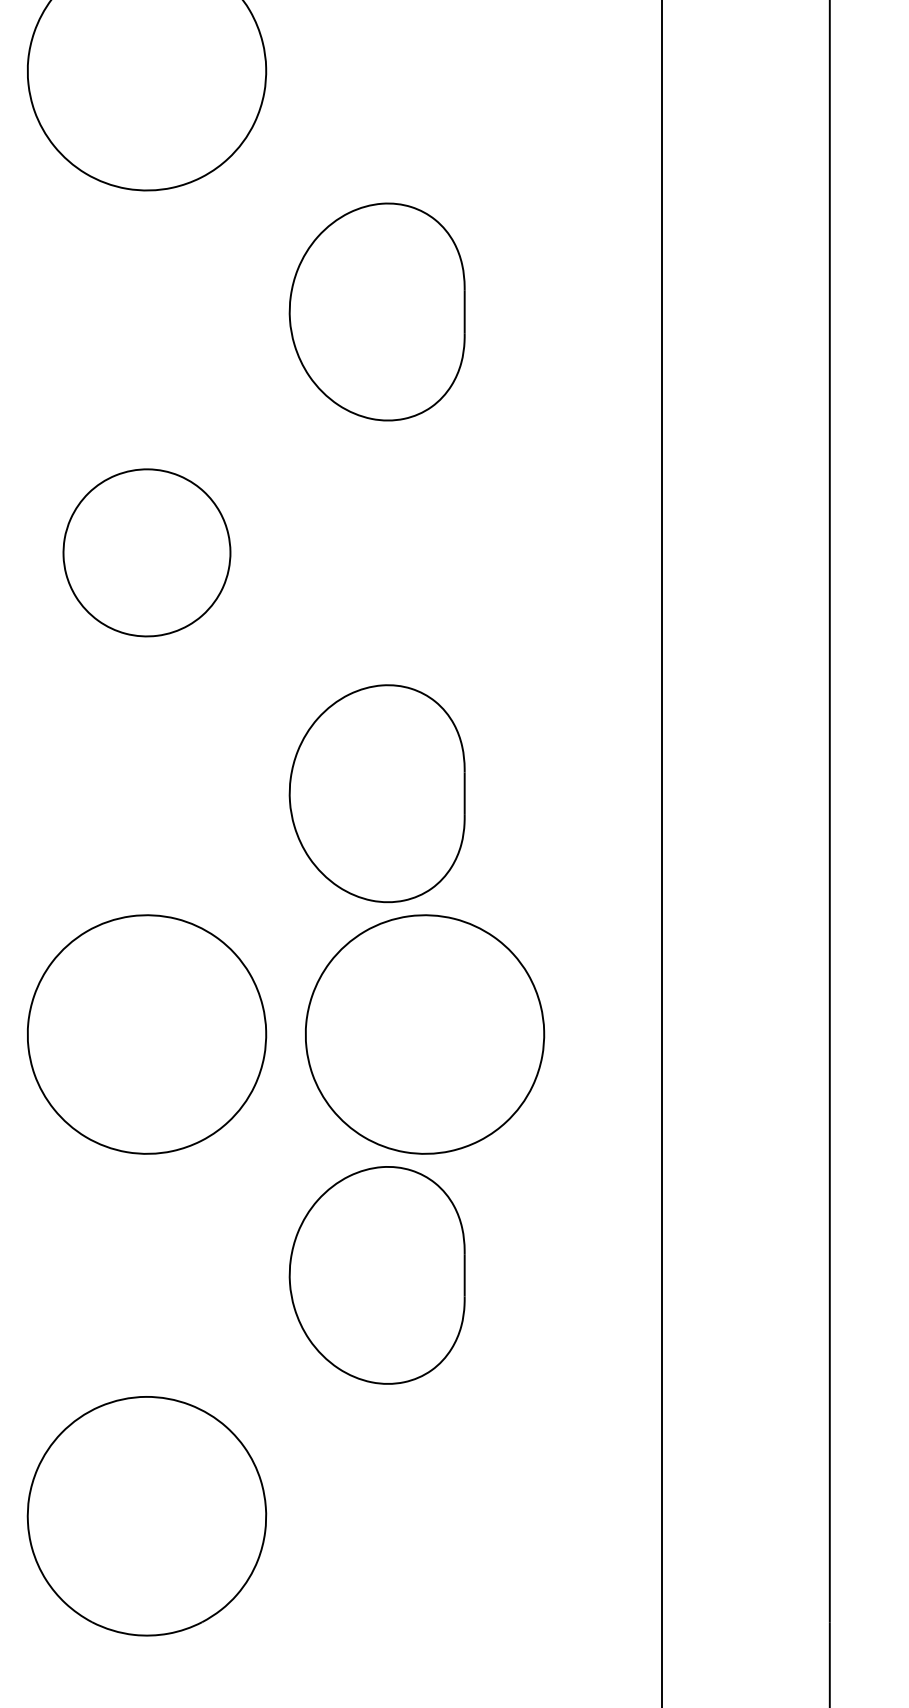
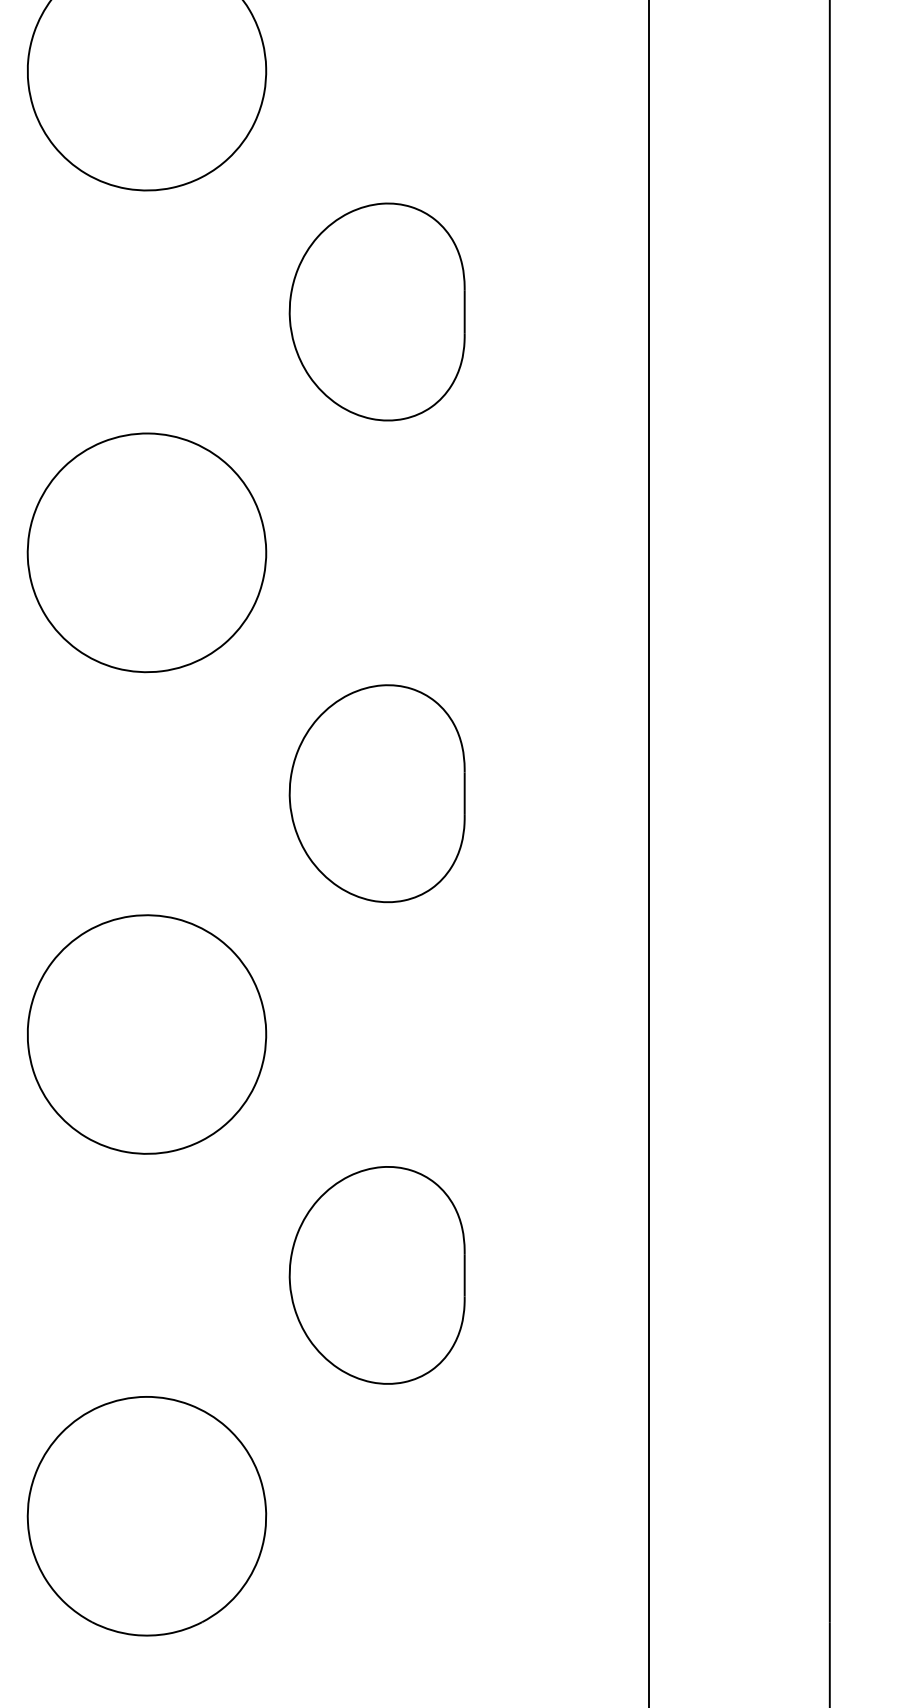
part size: 170x170 px -> 242x242 px (146, 552)
line position: (662, 853) -> (649, 853) (649, 853)
part: present -> none (425, 1034)
